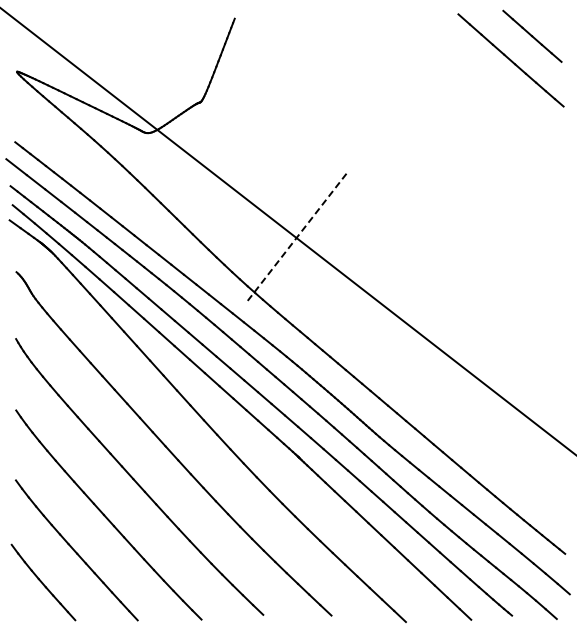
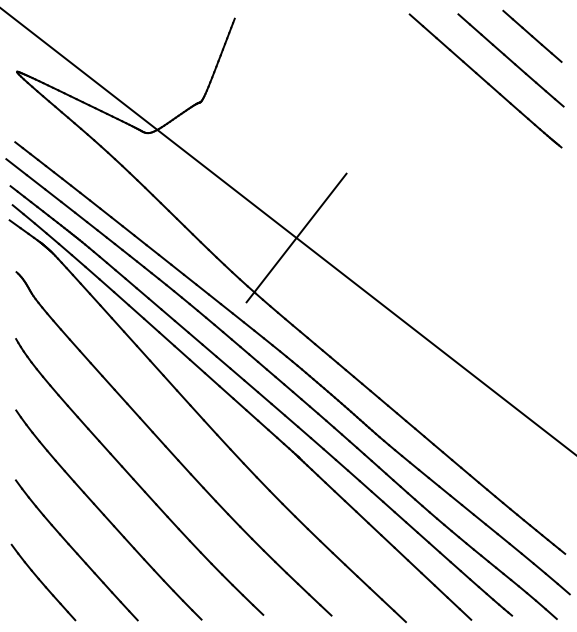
line: none -> present (485, 80)
line: dashed -> solid (296, 238)
